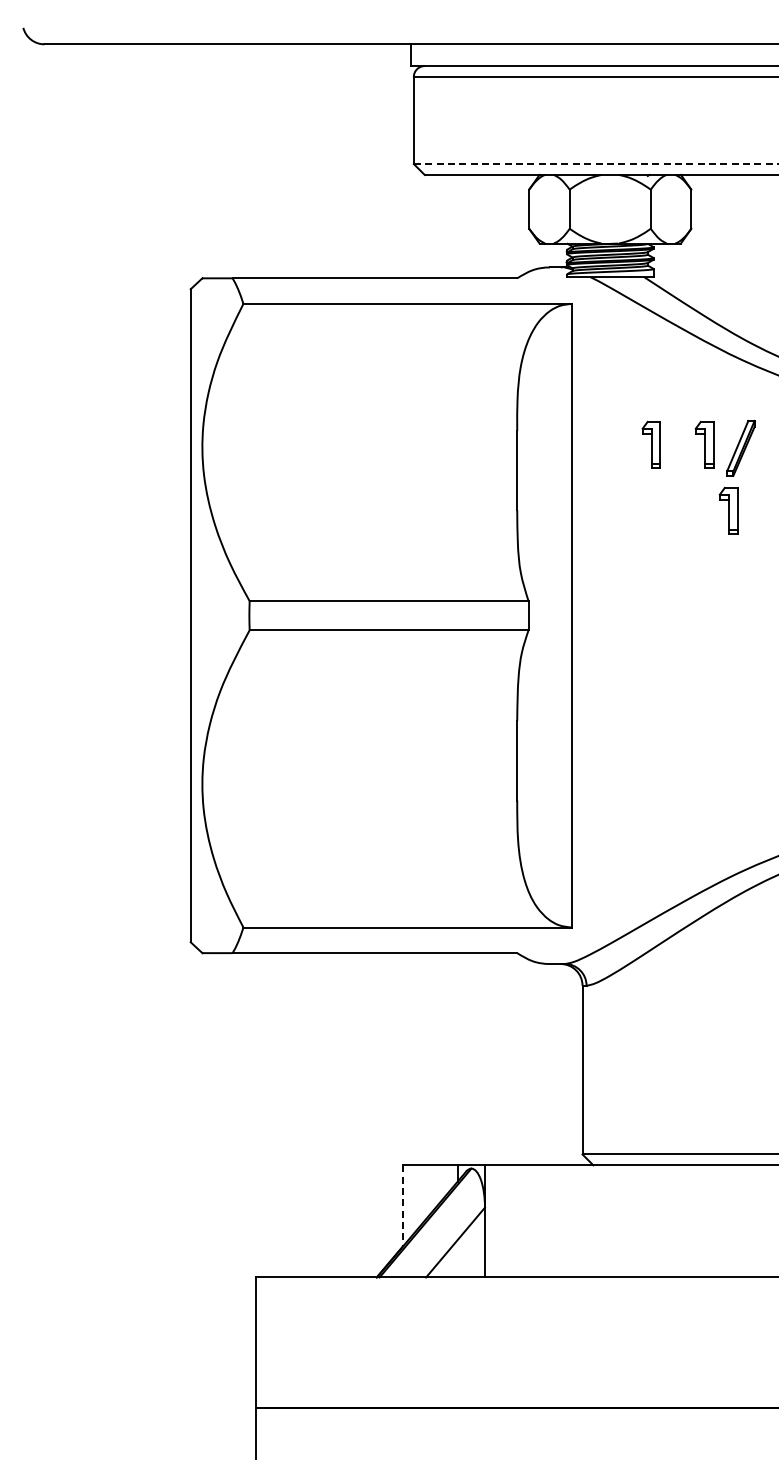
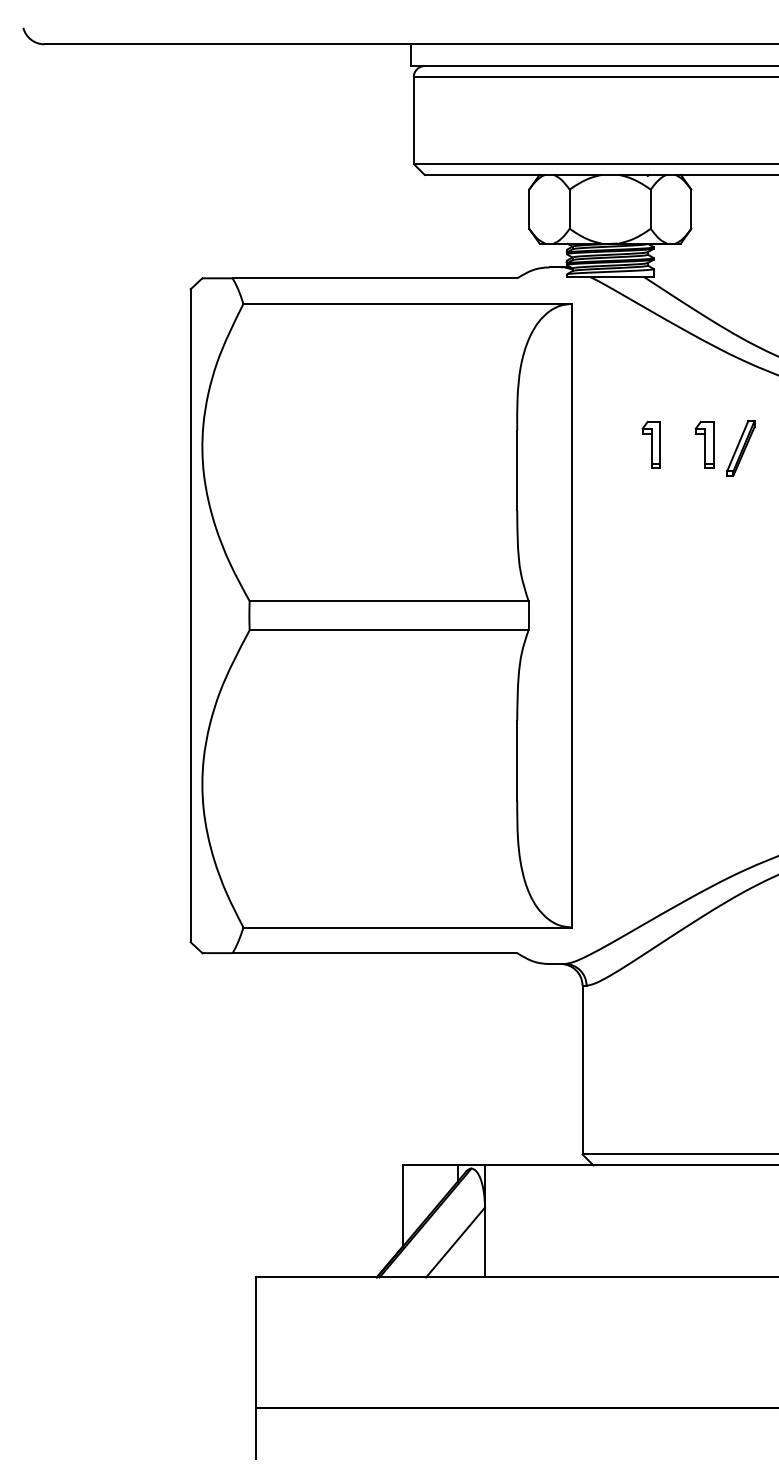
line: dashed -> solid (596, 164)
part: present -> none (728, 510)
line: dashed -> solid (402, 1205)
